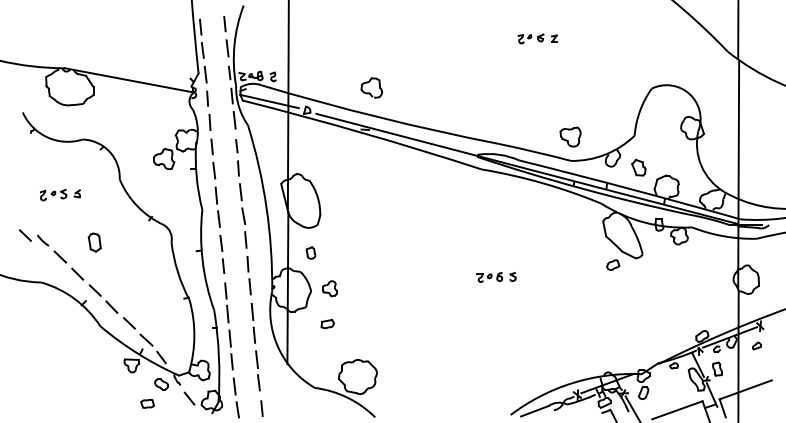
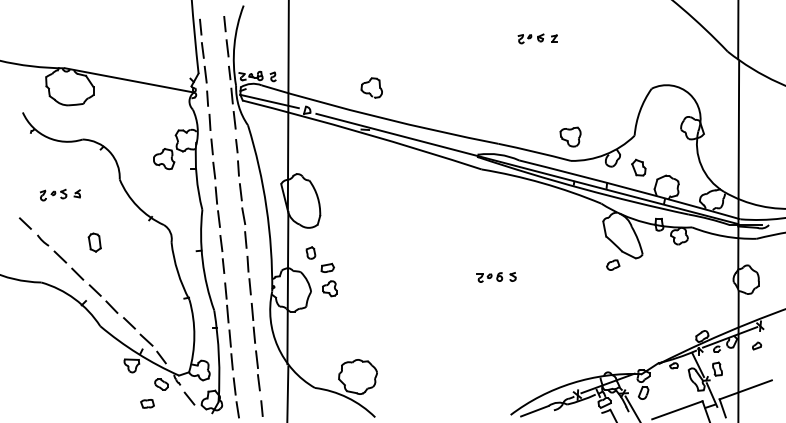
line position: (24, 235) -> (24, 223) (24, 223)
part position: (327, 323) -> (327, 267) (327, 267)
line: none -> present (287, 392)
